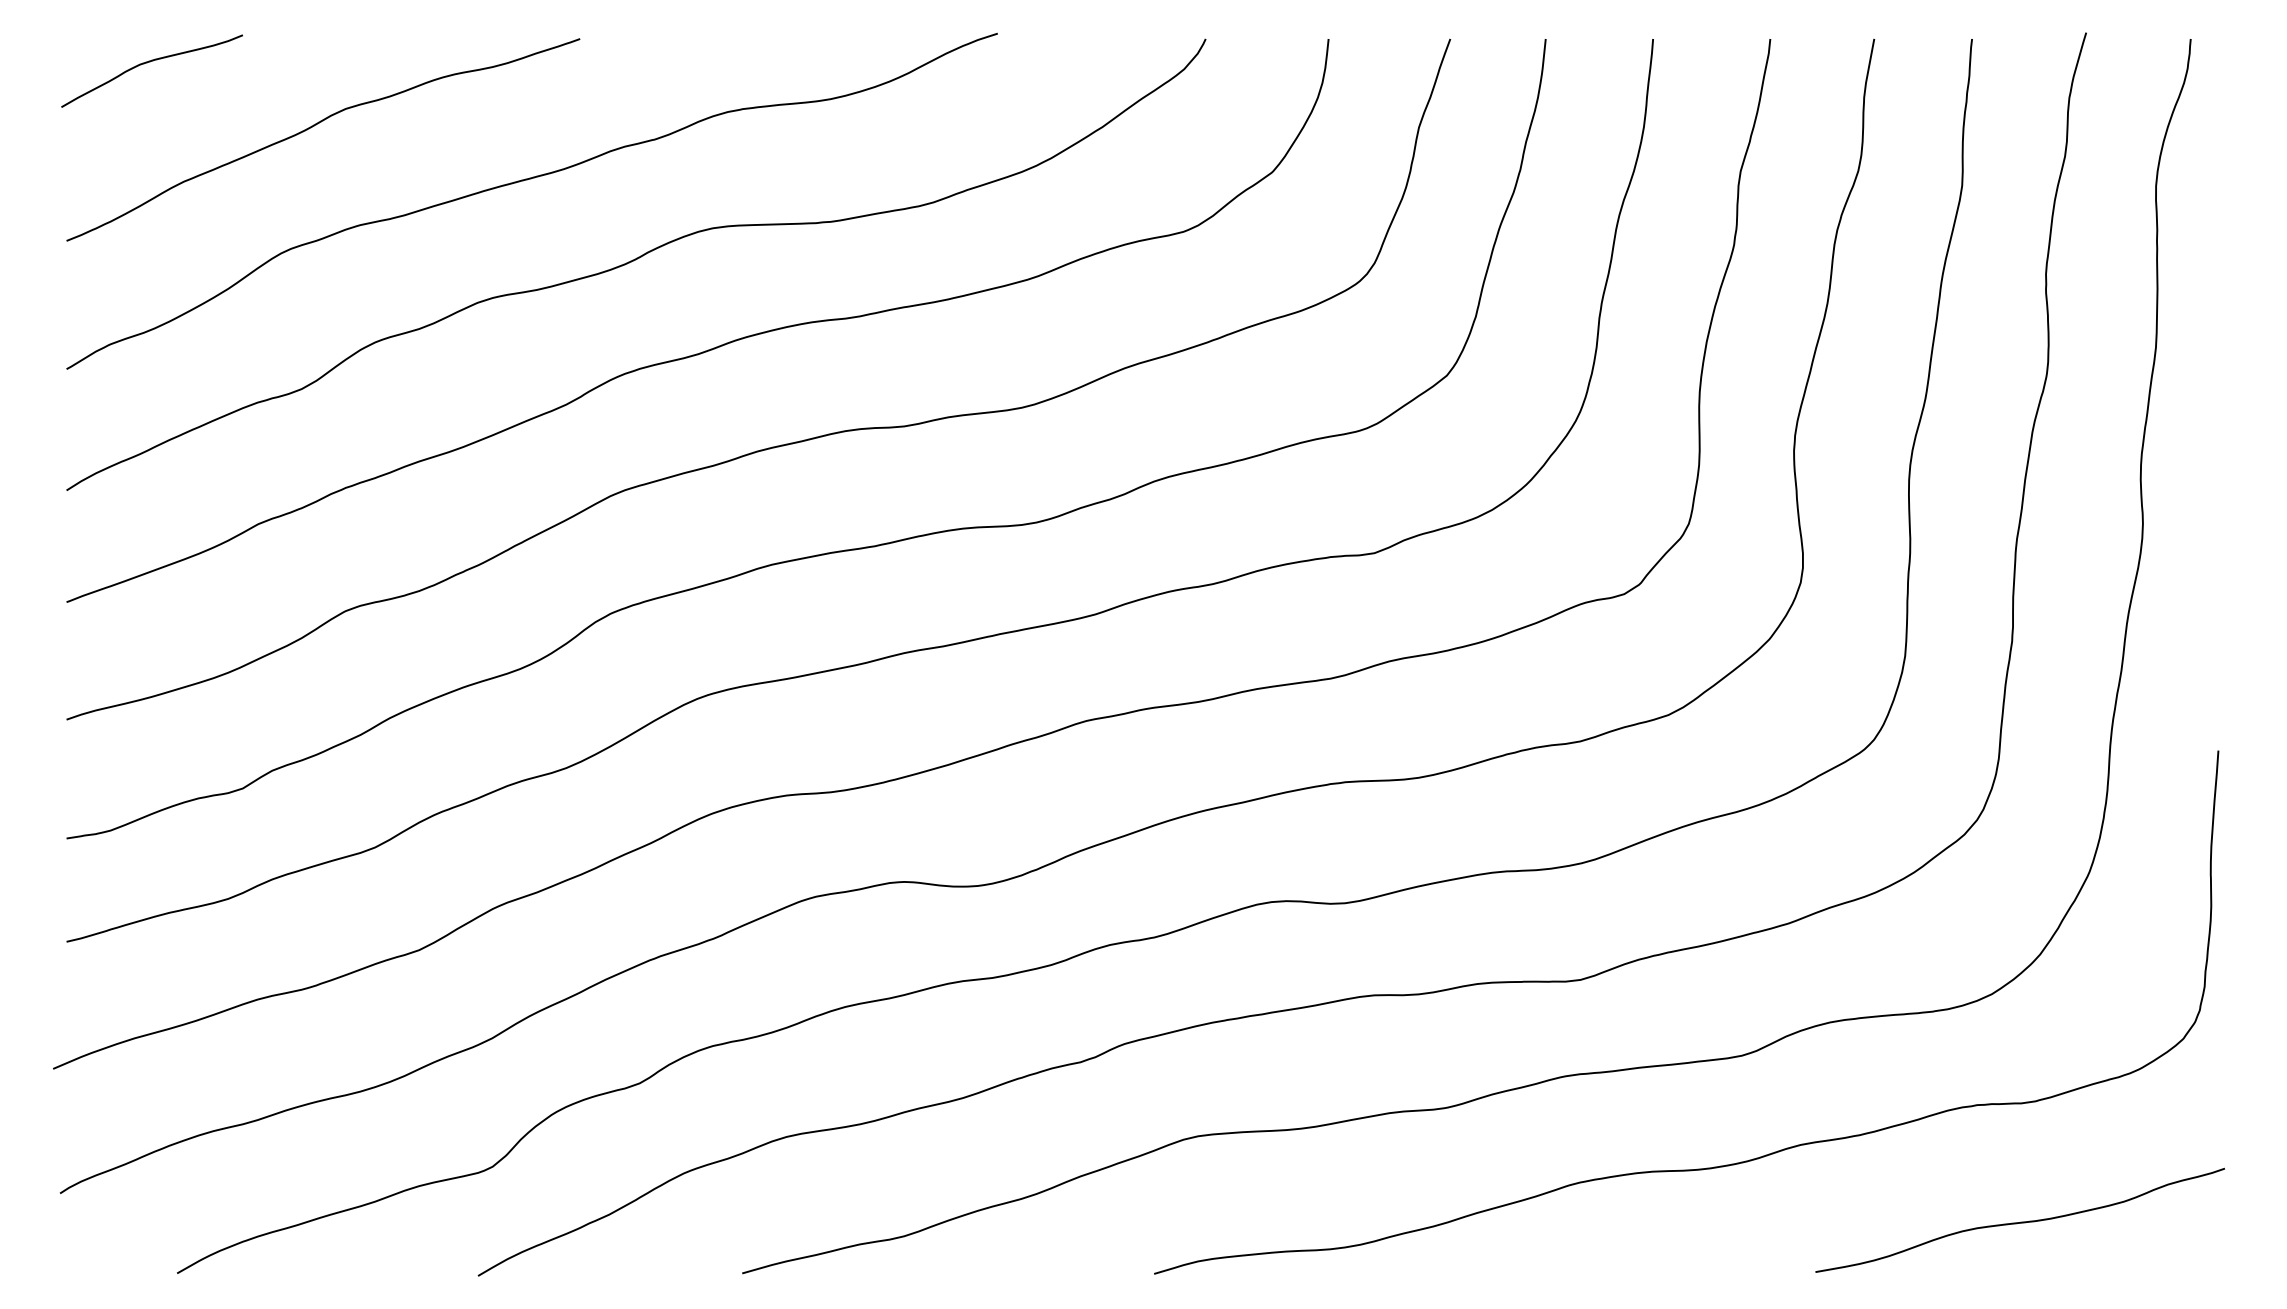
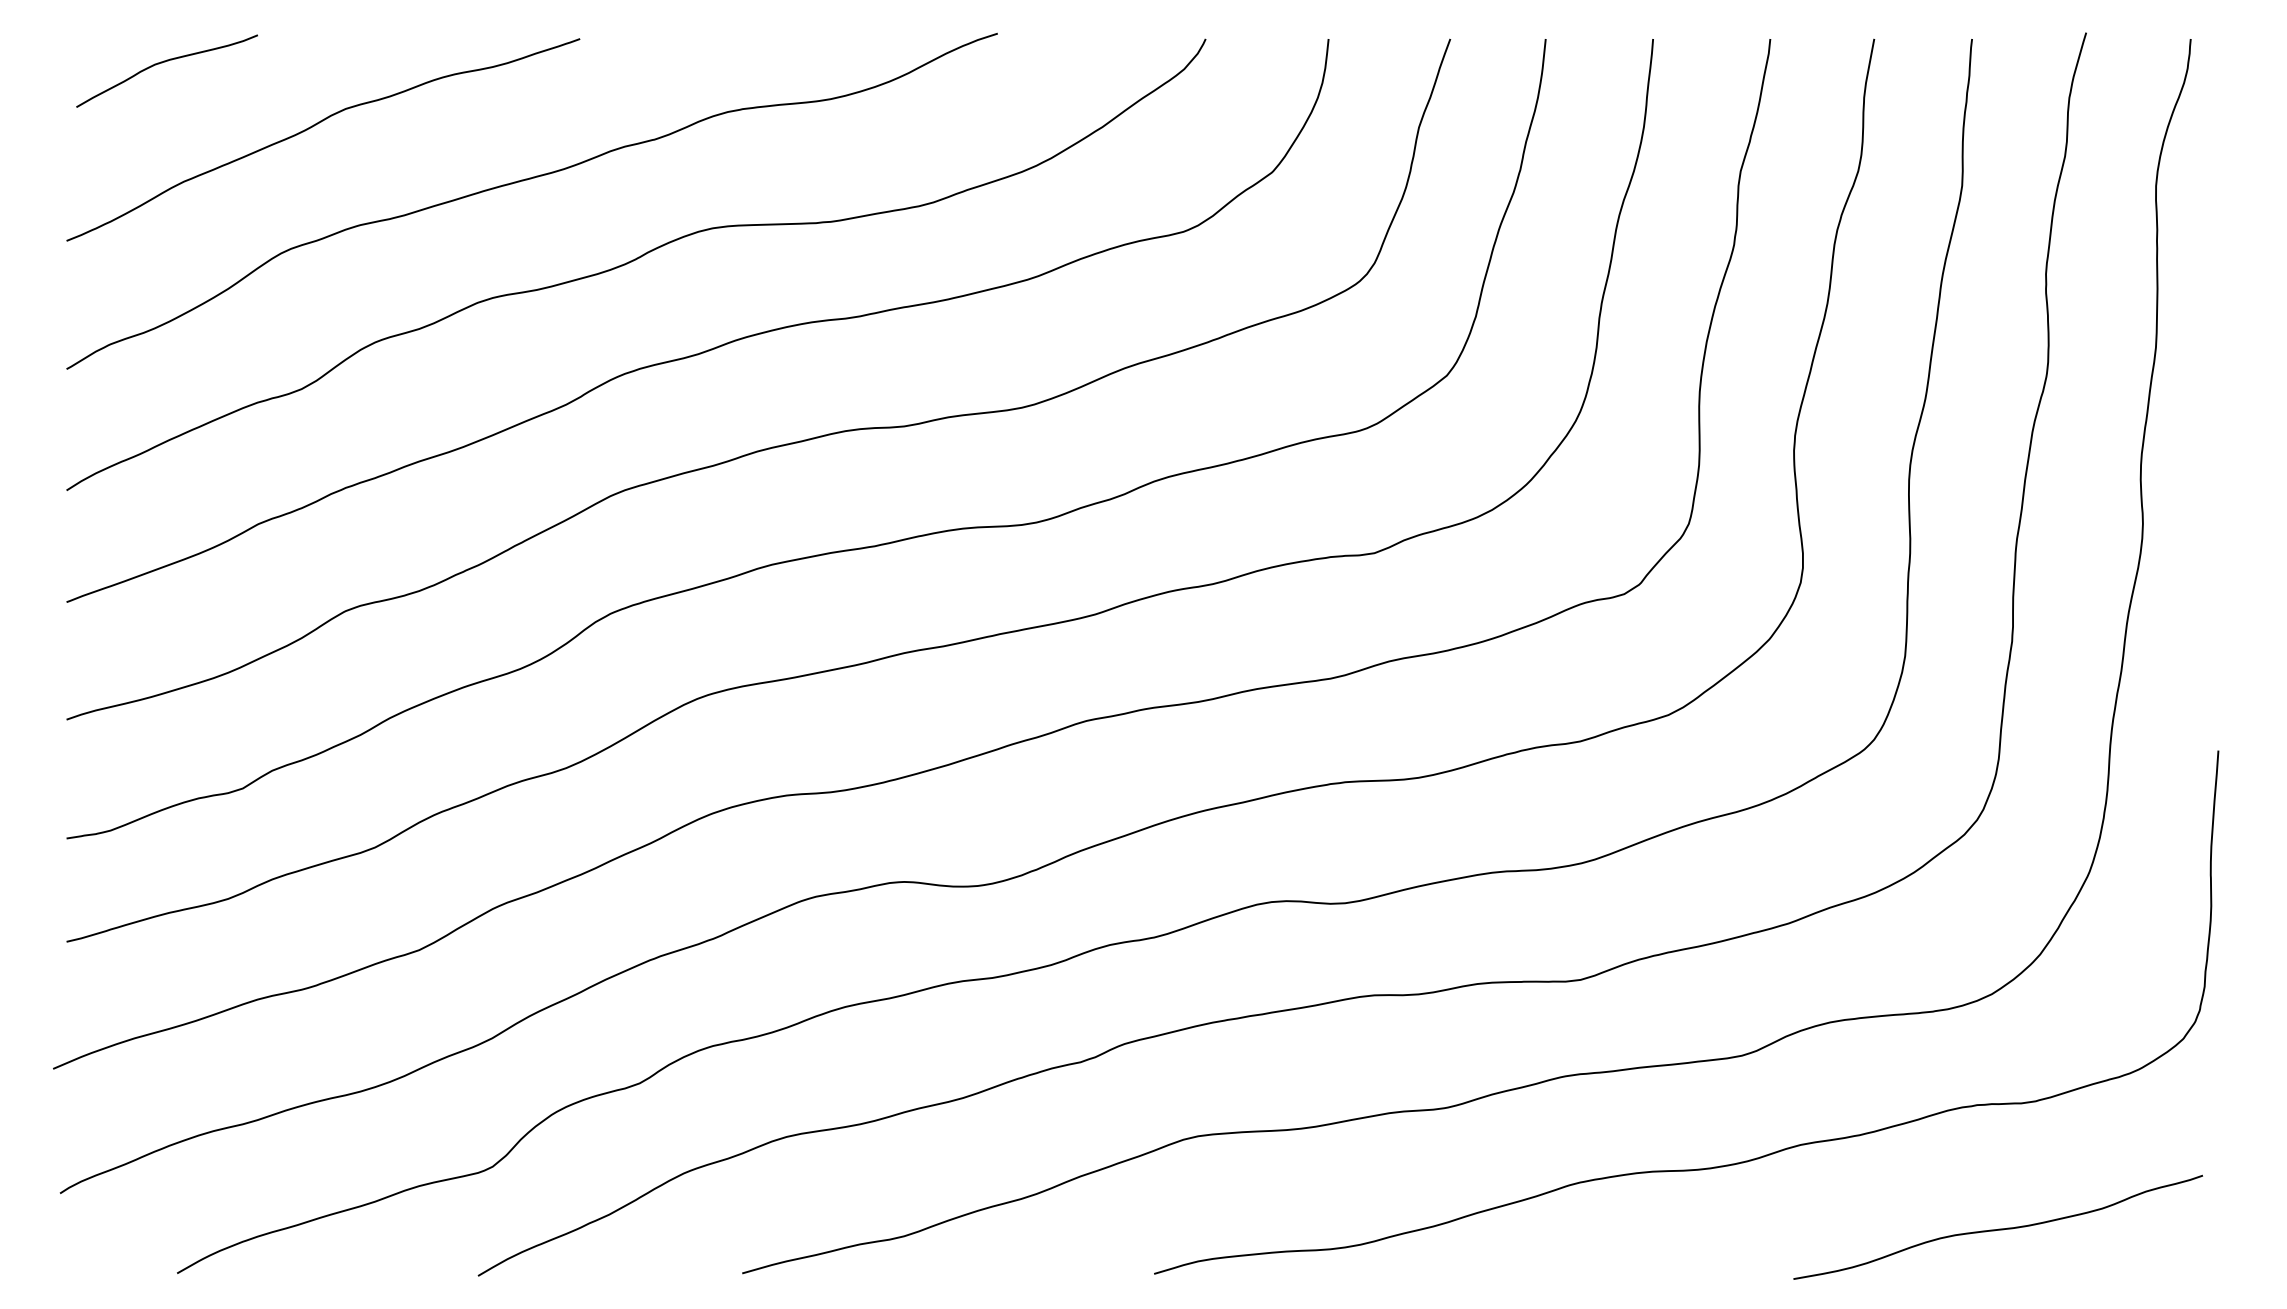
curve position: (150, 62) -> (165, 62) (165, 62)
curve position: (2020, 1221) -> (1998, 1228) (1998, 1228)
